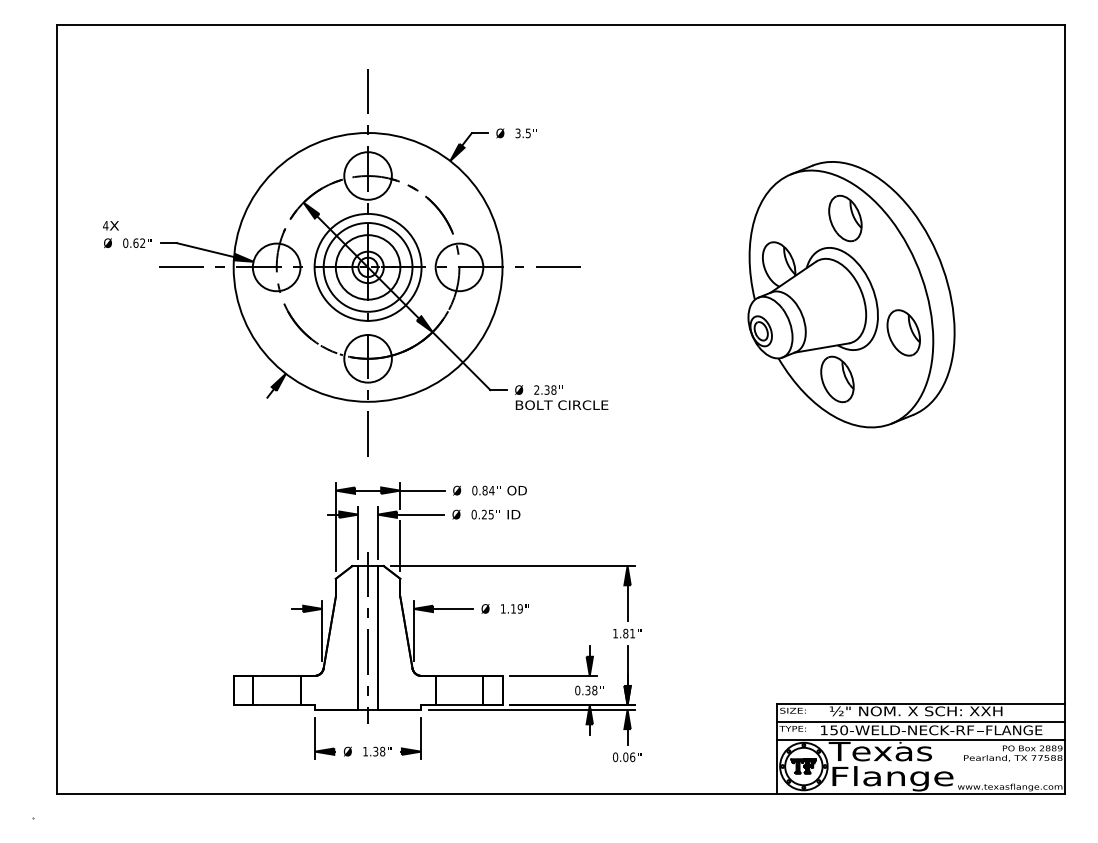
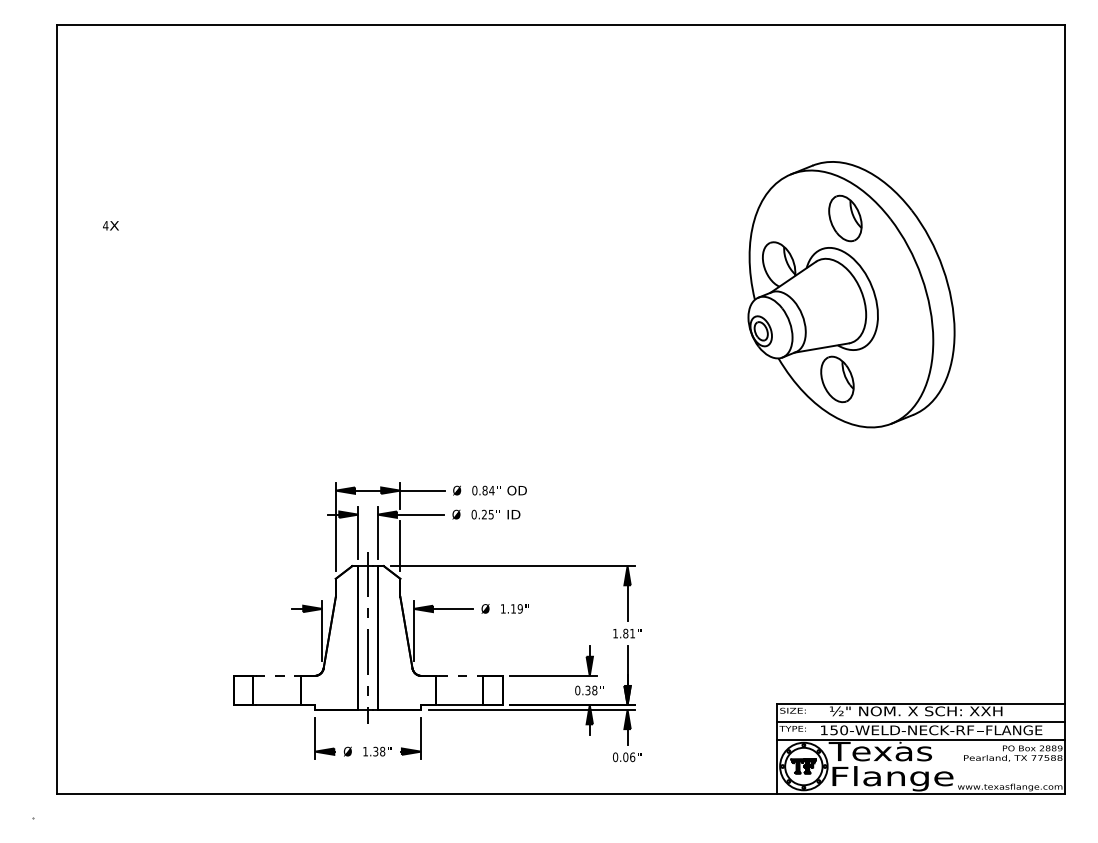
part: present -> none (356, 262)
part: present -> none (903, 332)
line: solid -> dashed (278, 675)
line: solid -> dashed (461, 675)
